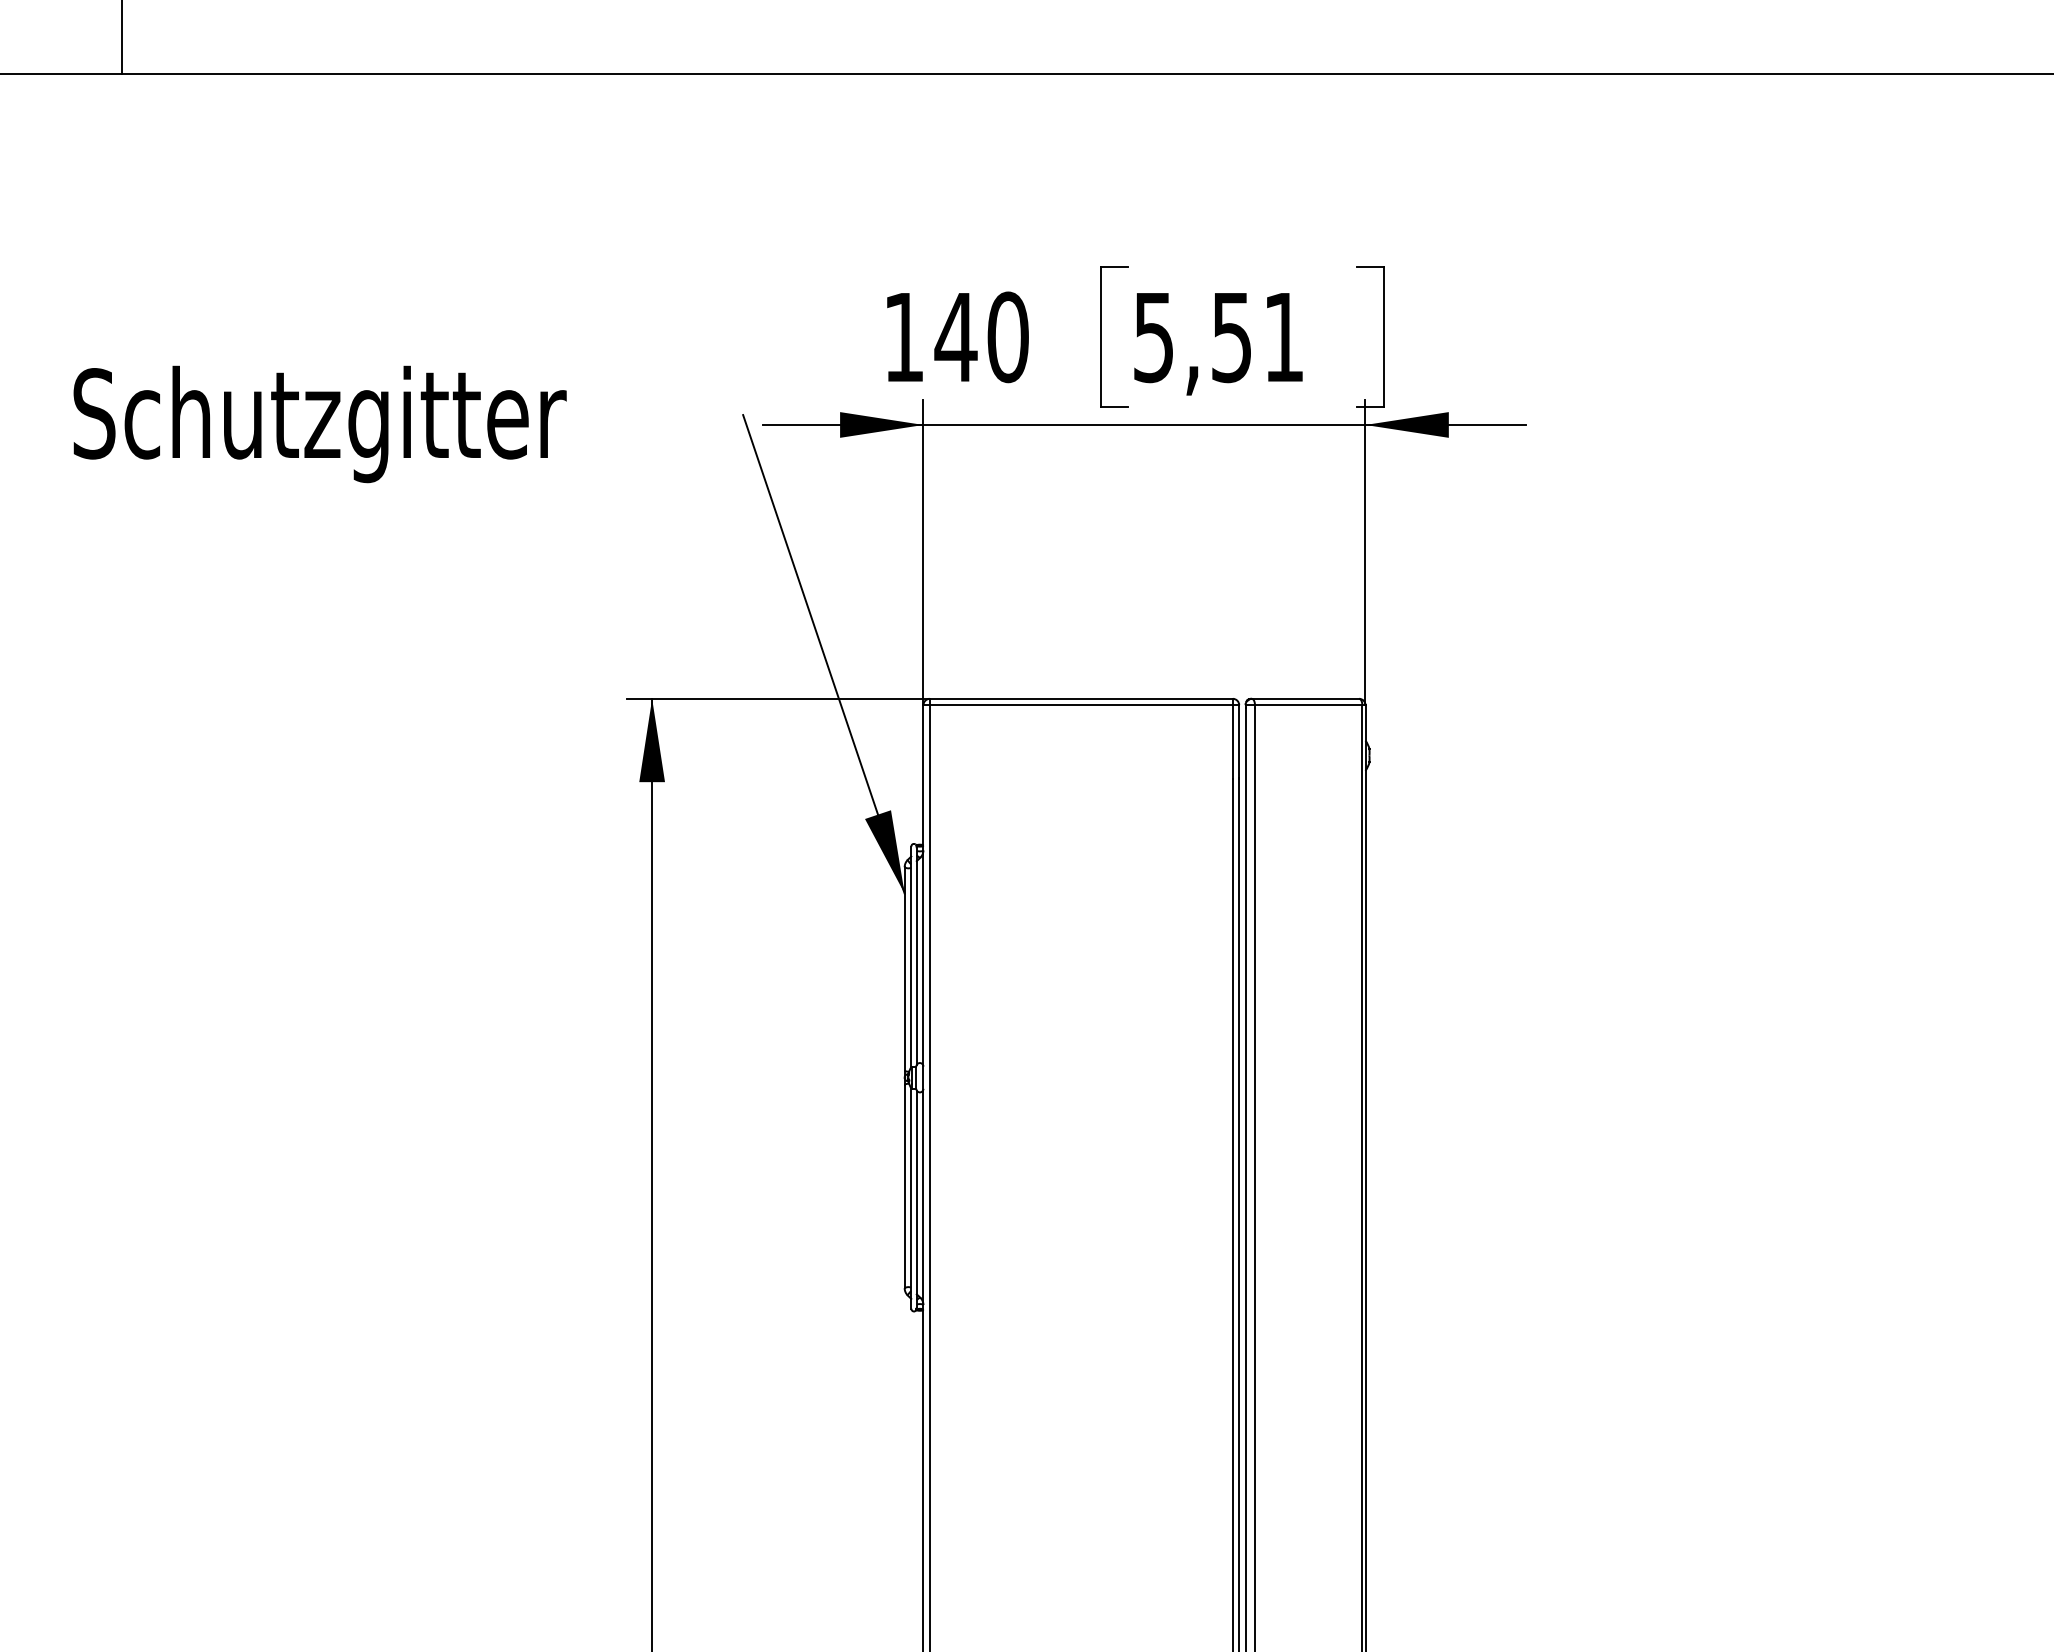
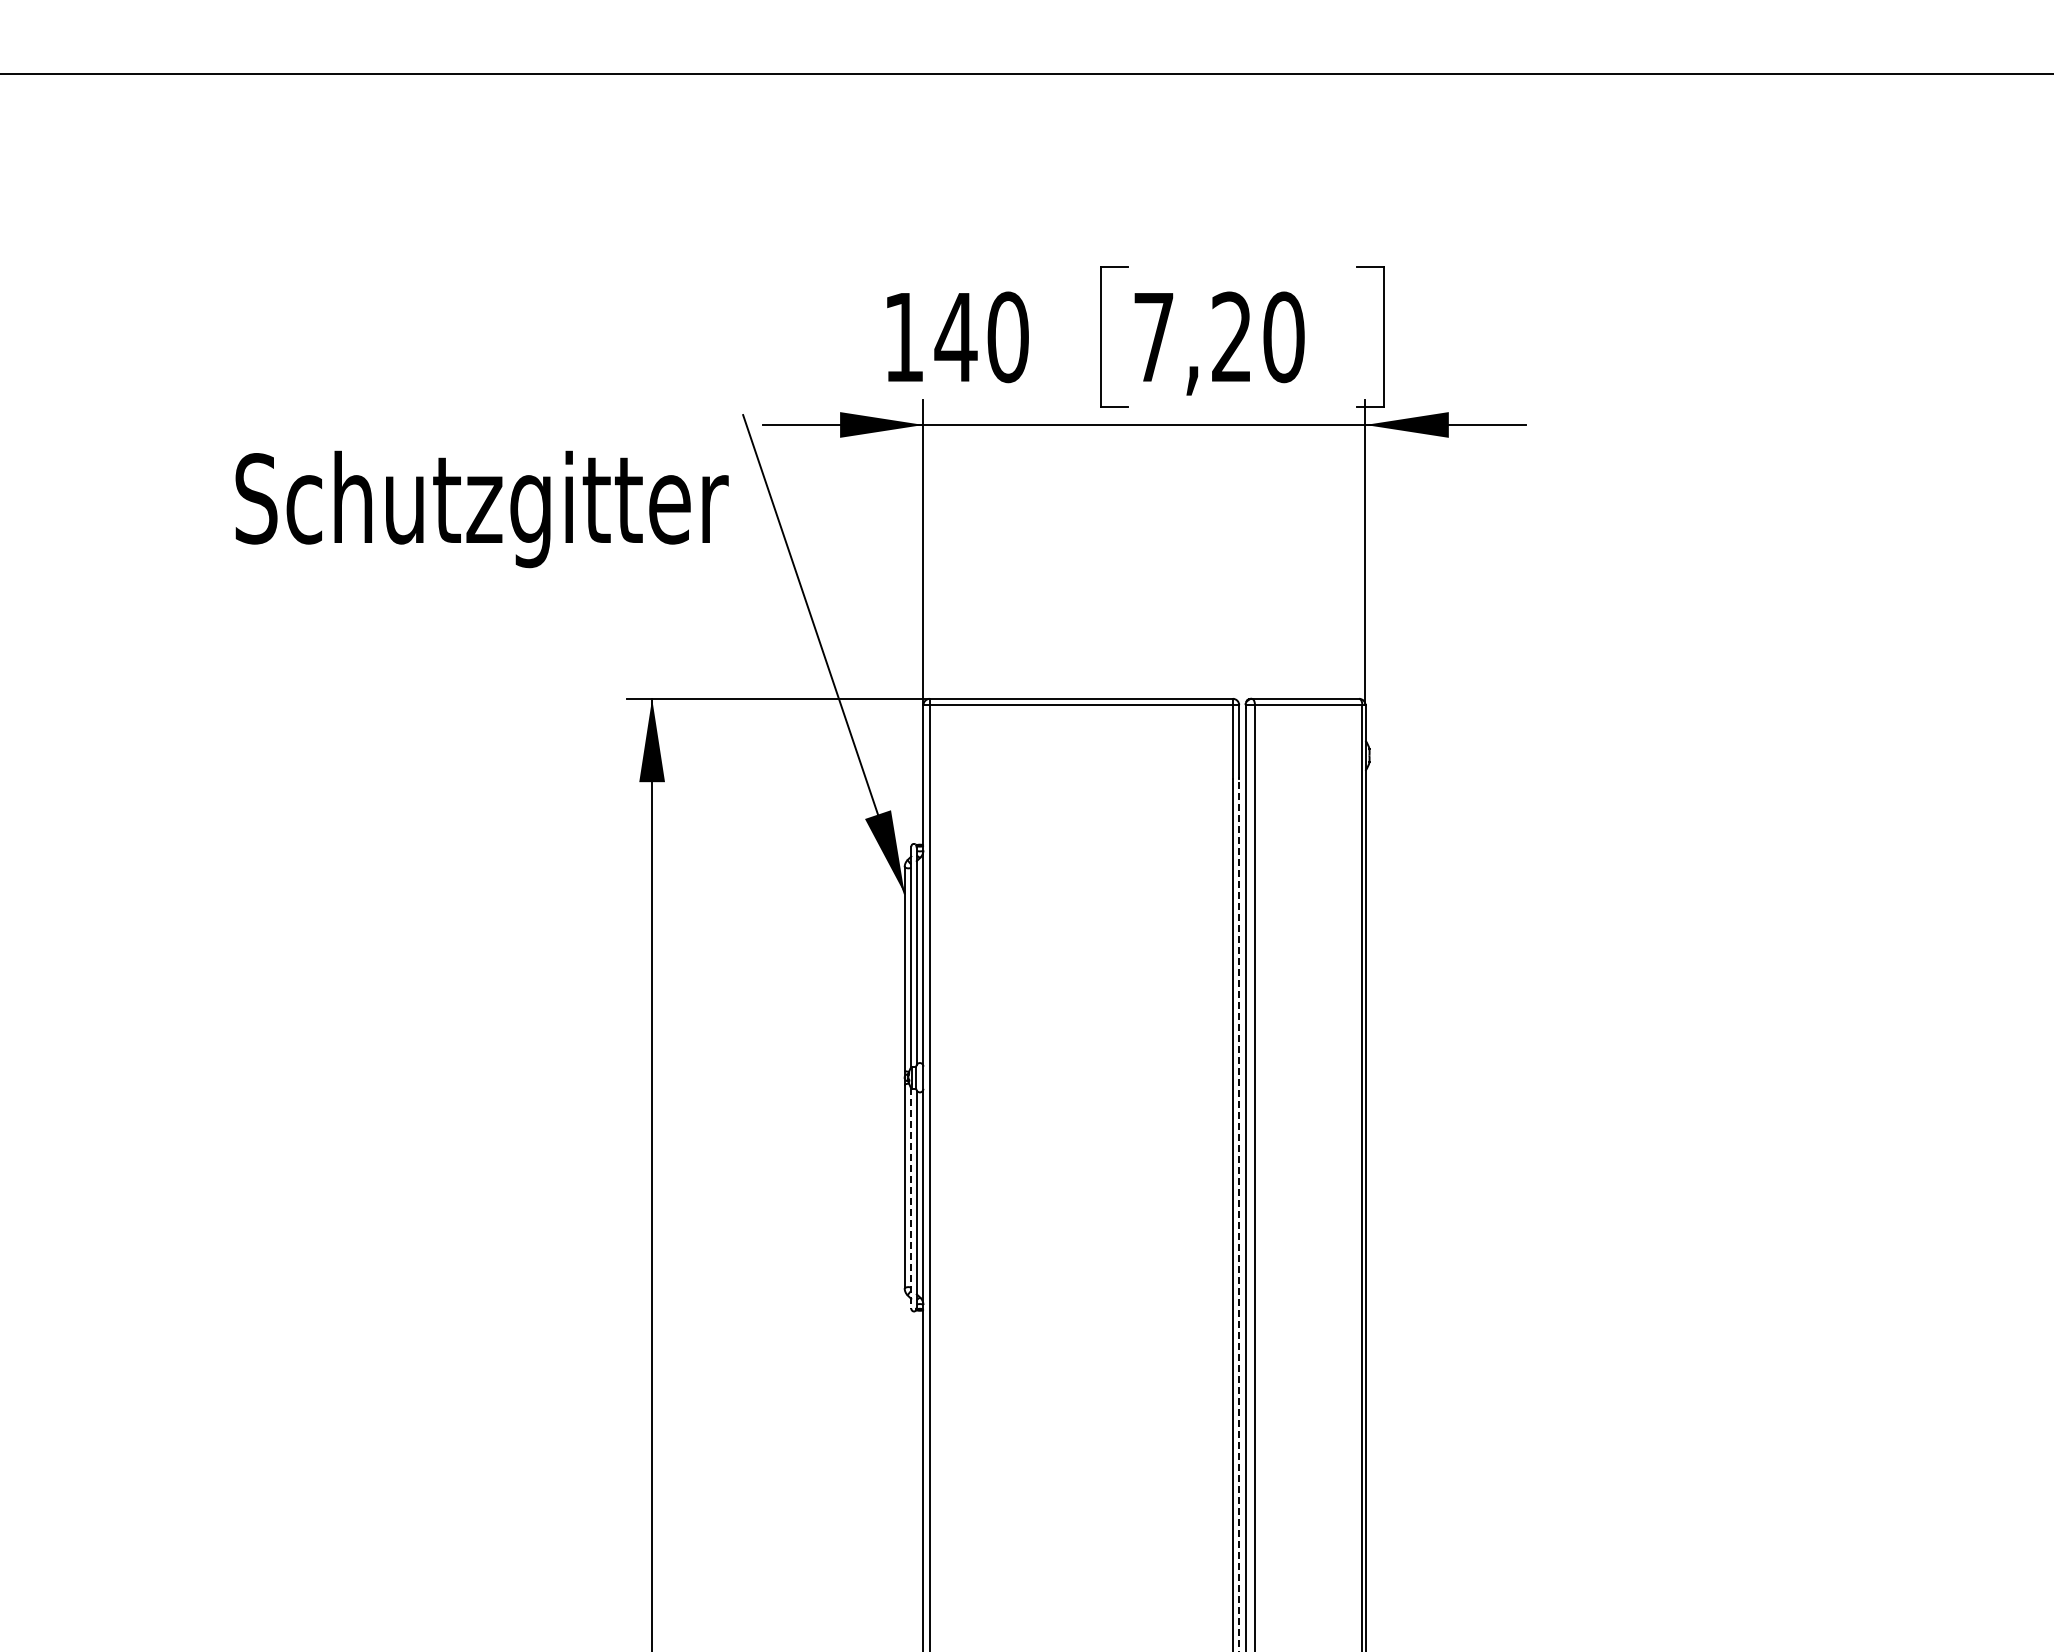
line: present -> none (121, 37)
text: 5,51 -> 7,20 (1219, 337)
text position: (319, 424) -> (481, 509) (481, 509)
line: solid -> dashed (911, 1199)
line: solid -> dashed (1239, 1214)
